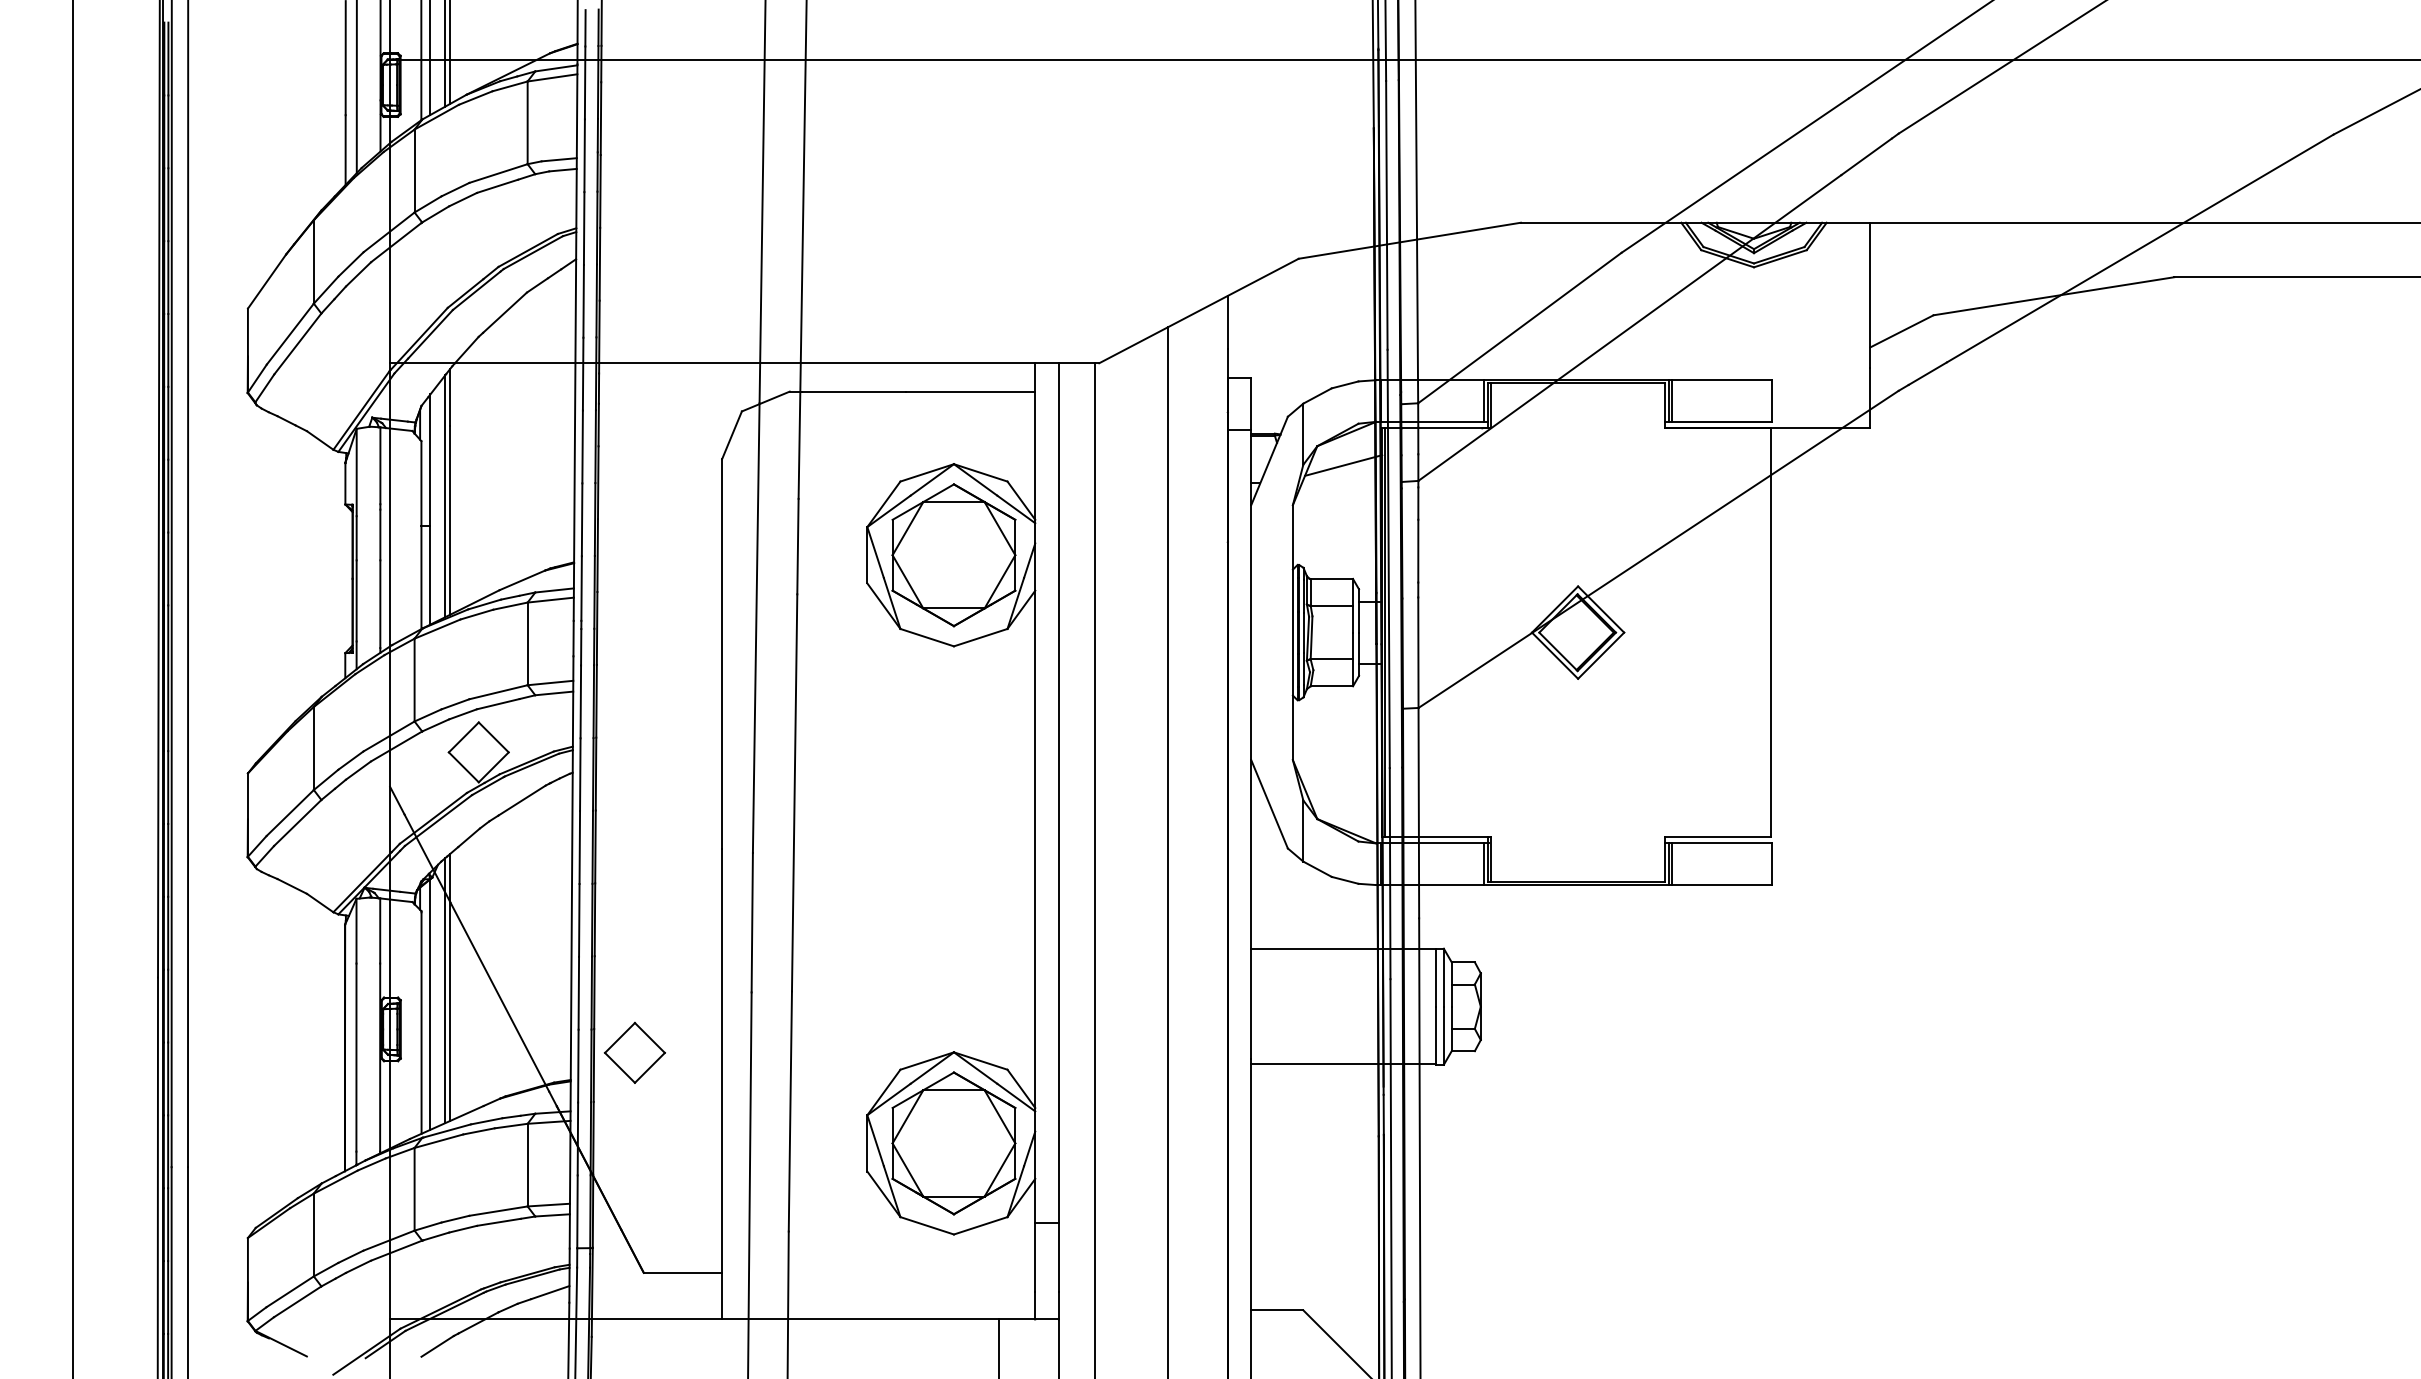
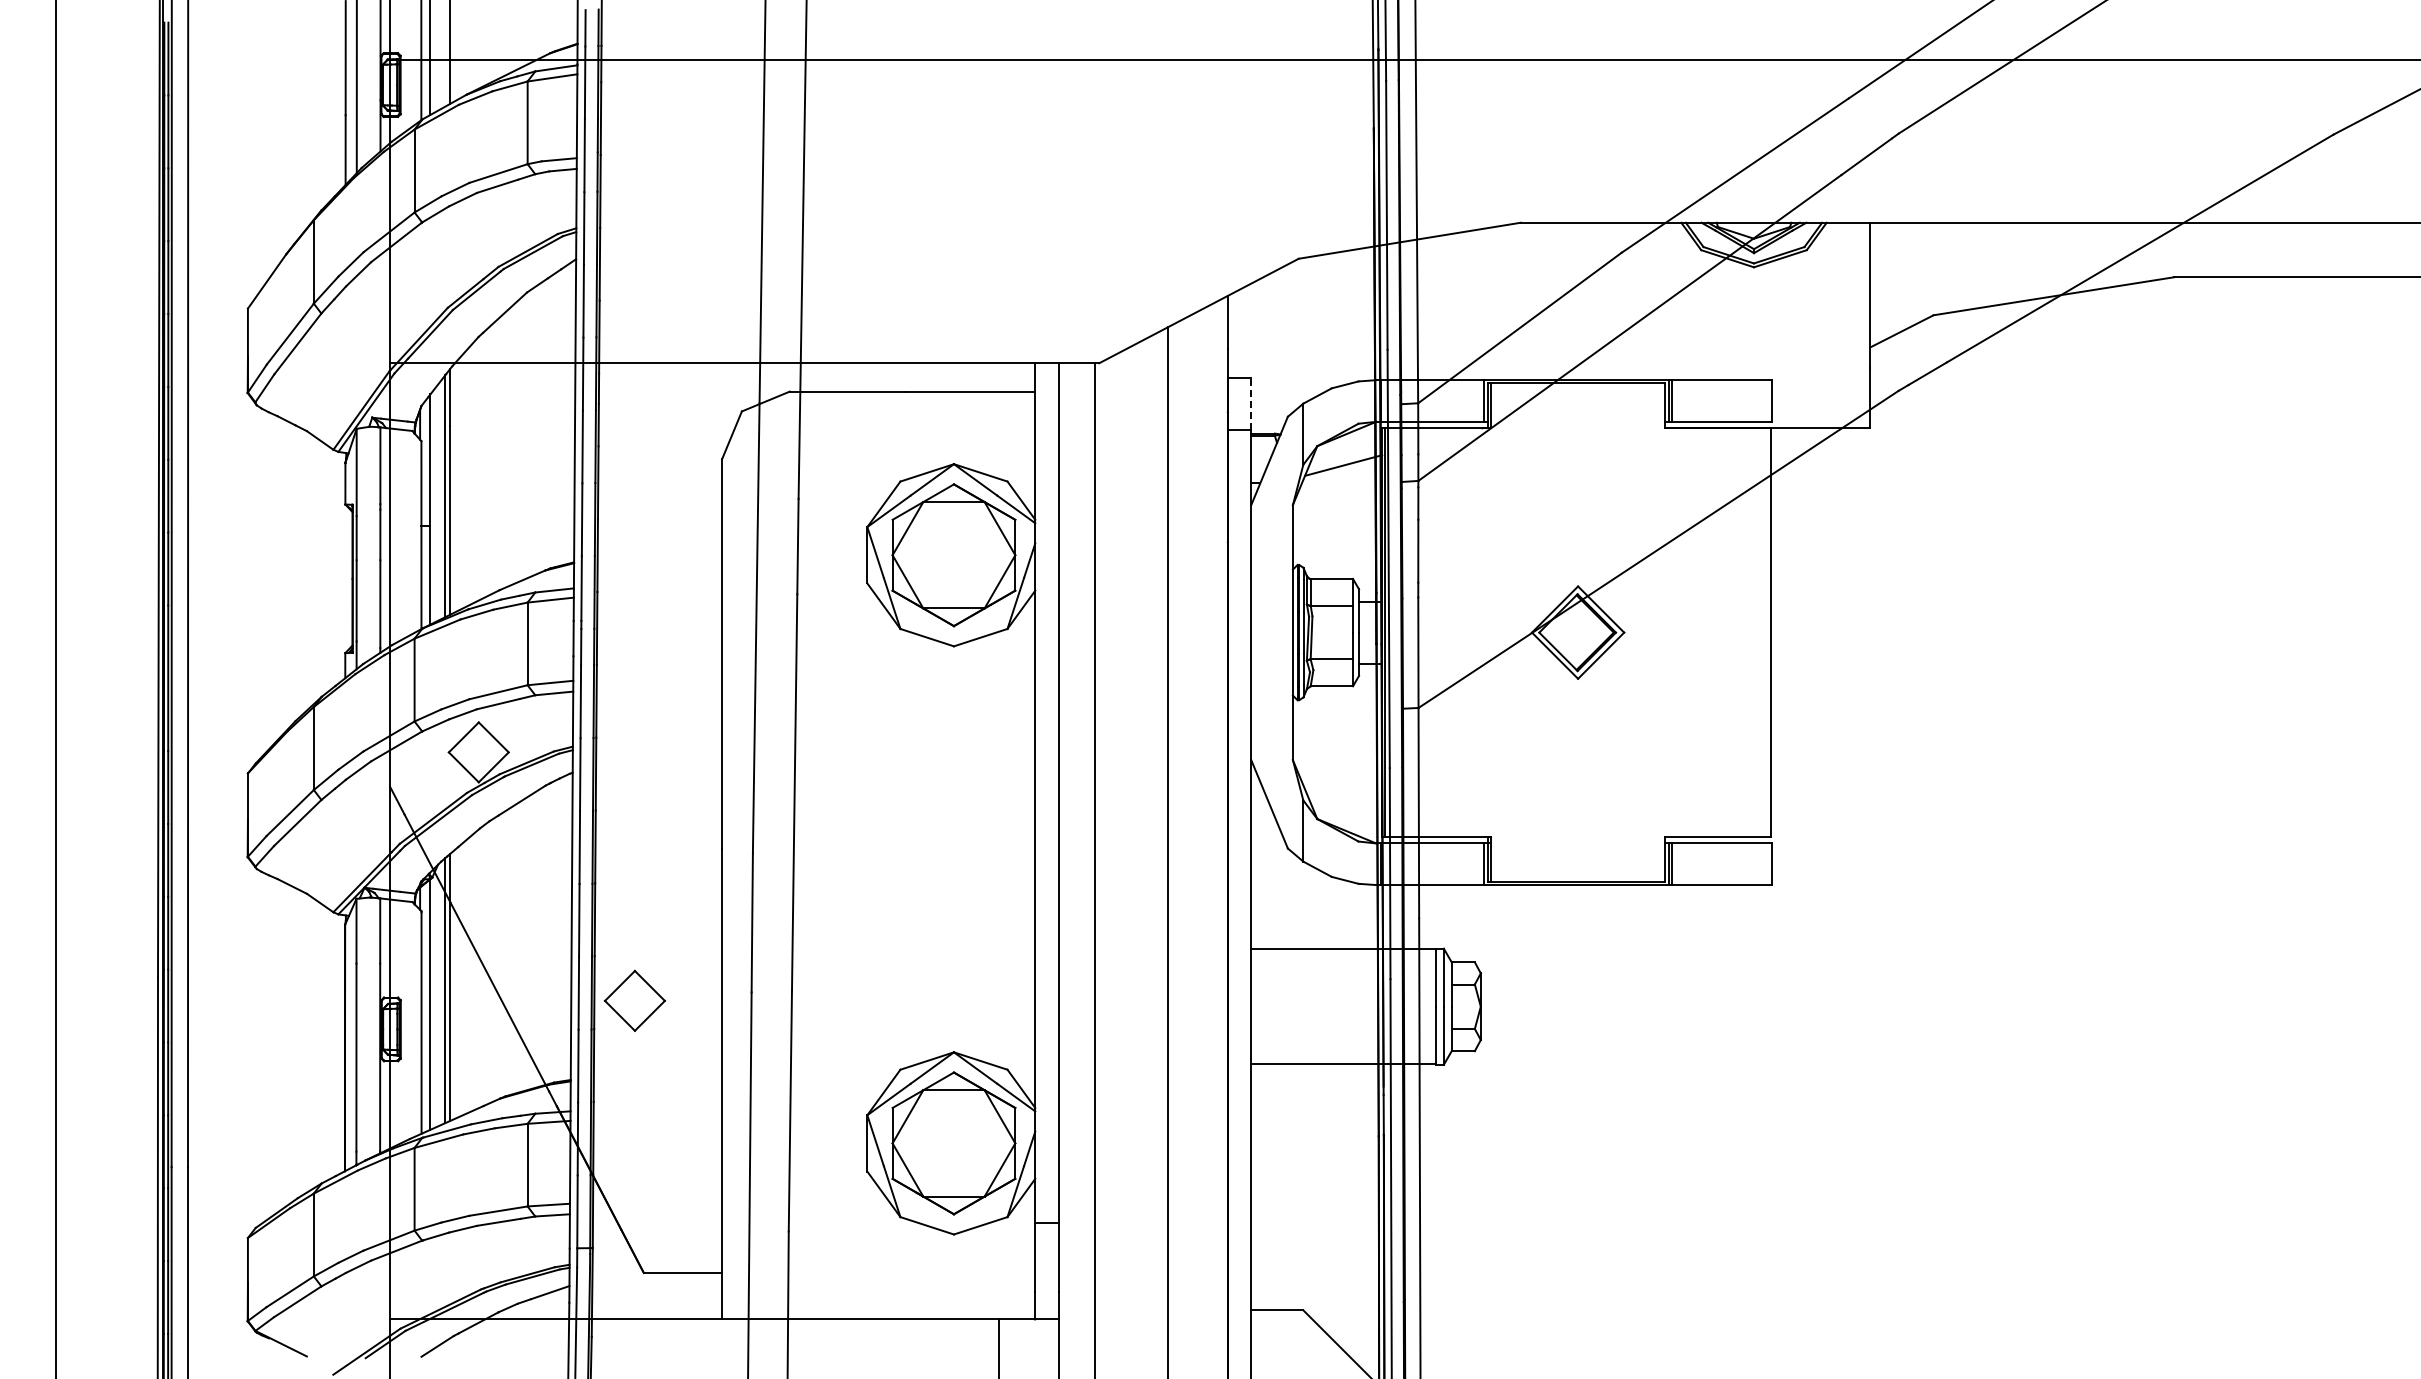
line: present -> none (445, 54)
line: solid -> dashed (1251, 403)
line position: (72, 688) -> (55, 688) (55, 688)
part position: (634, 1052) -> (634, 1000) (634, 1000)
